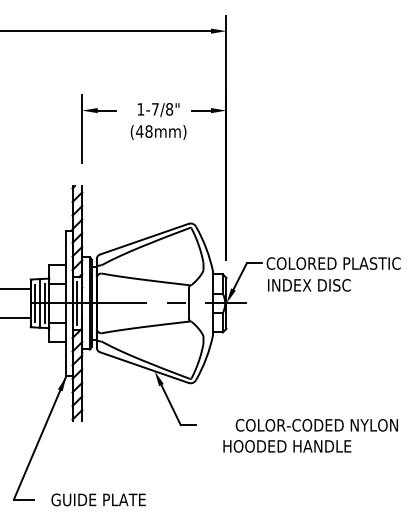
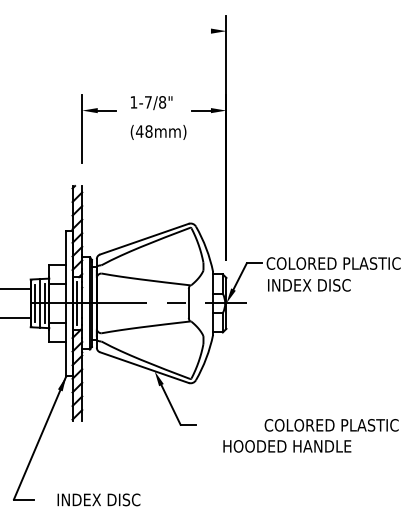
line: present -> none (107, 31)
text position: (158, 110) -> (151, 103) (151, 103)
text: COLOR-CODED NYLON -> COLORED PLASTIC (316, 425)
text: GUIDE PLATE -> INDEX DISC (98, 499)
